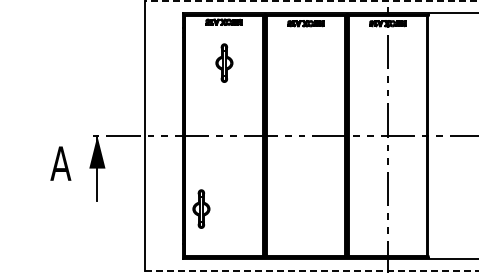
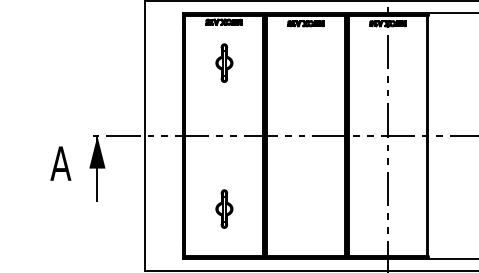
line: dashed -> solid (311, 1)
part position: (201, 208) -> (224, 208) (224, 208)
line: dashed -> solid (311, 271)
